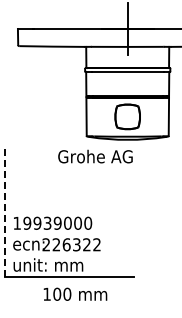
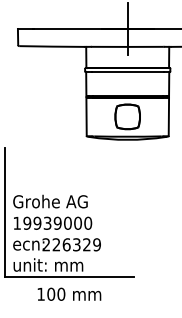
text position: (95, 156) -> (50, 201) (50, 201)
line: dashed -> solid (4, 212)
text: 226322 -> 226329 (96, 244)
text position: (75, 293) -> (69, 293) (69, 293)
